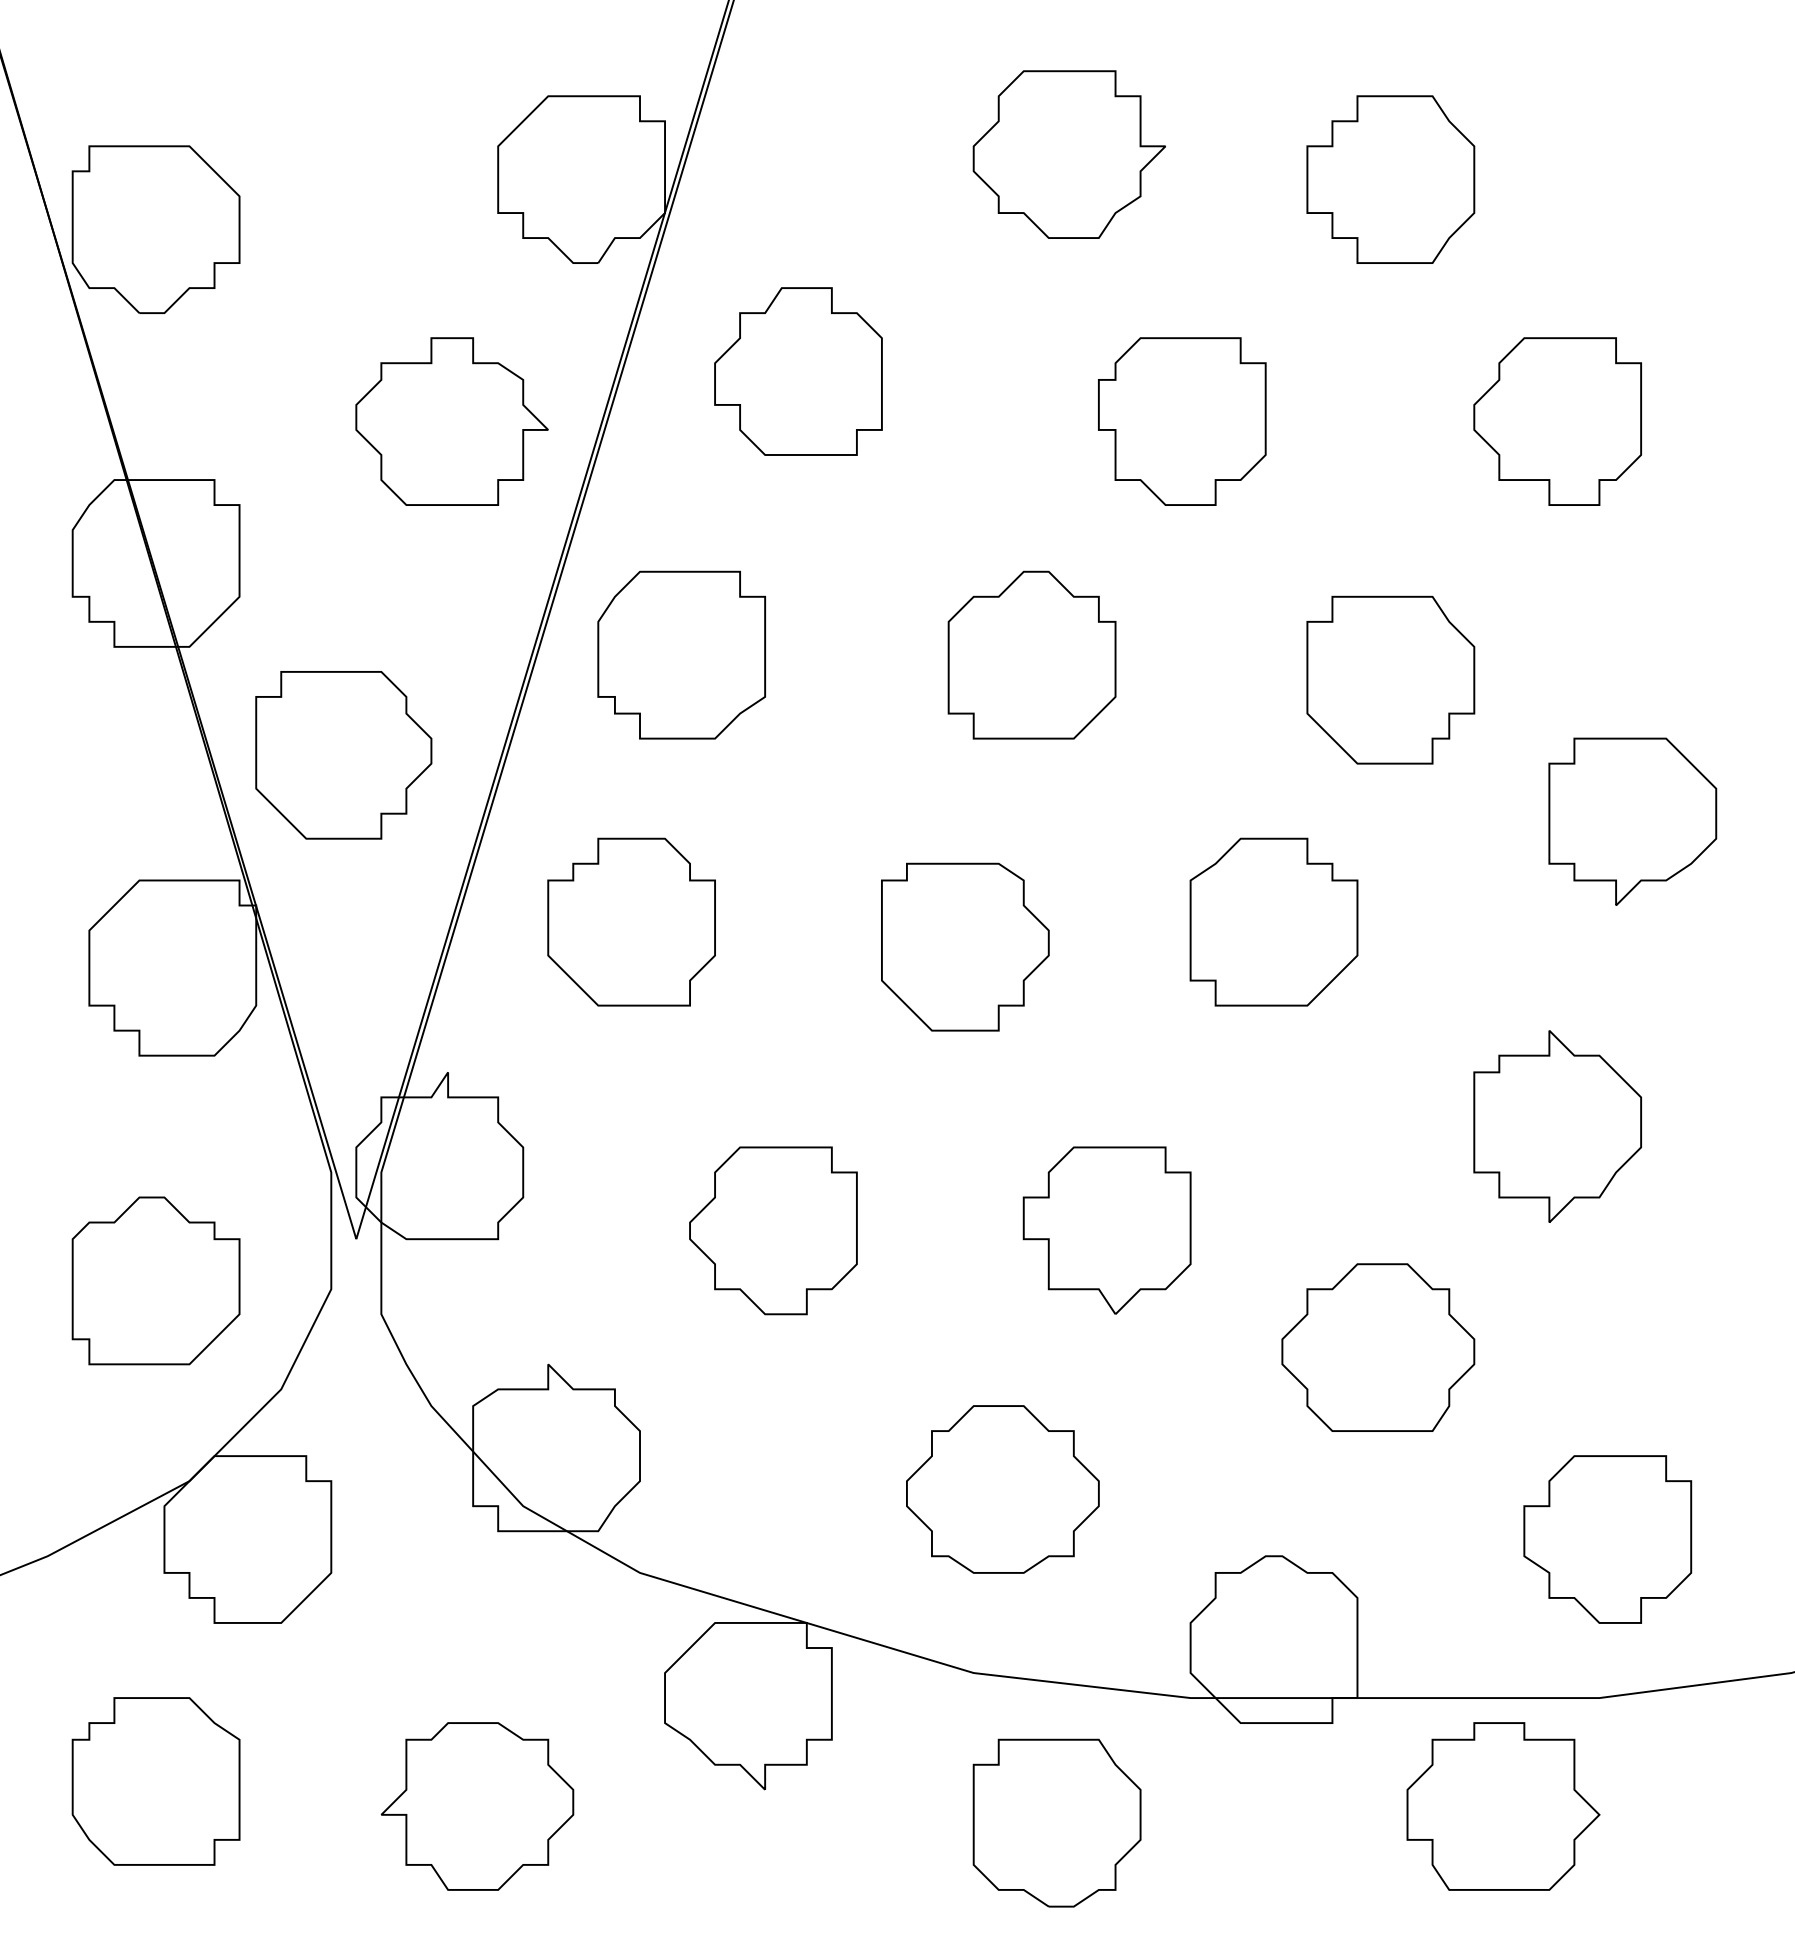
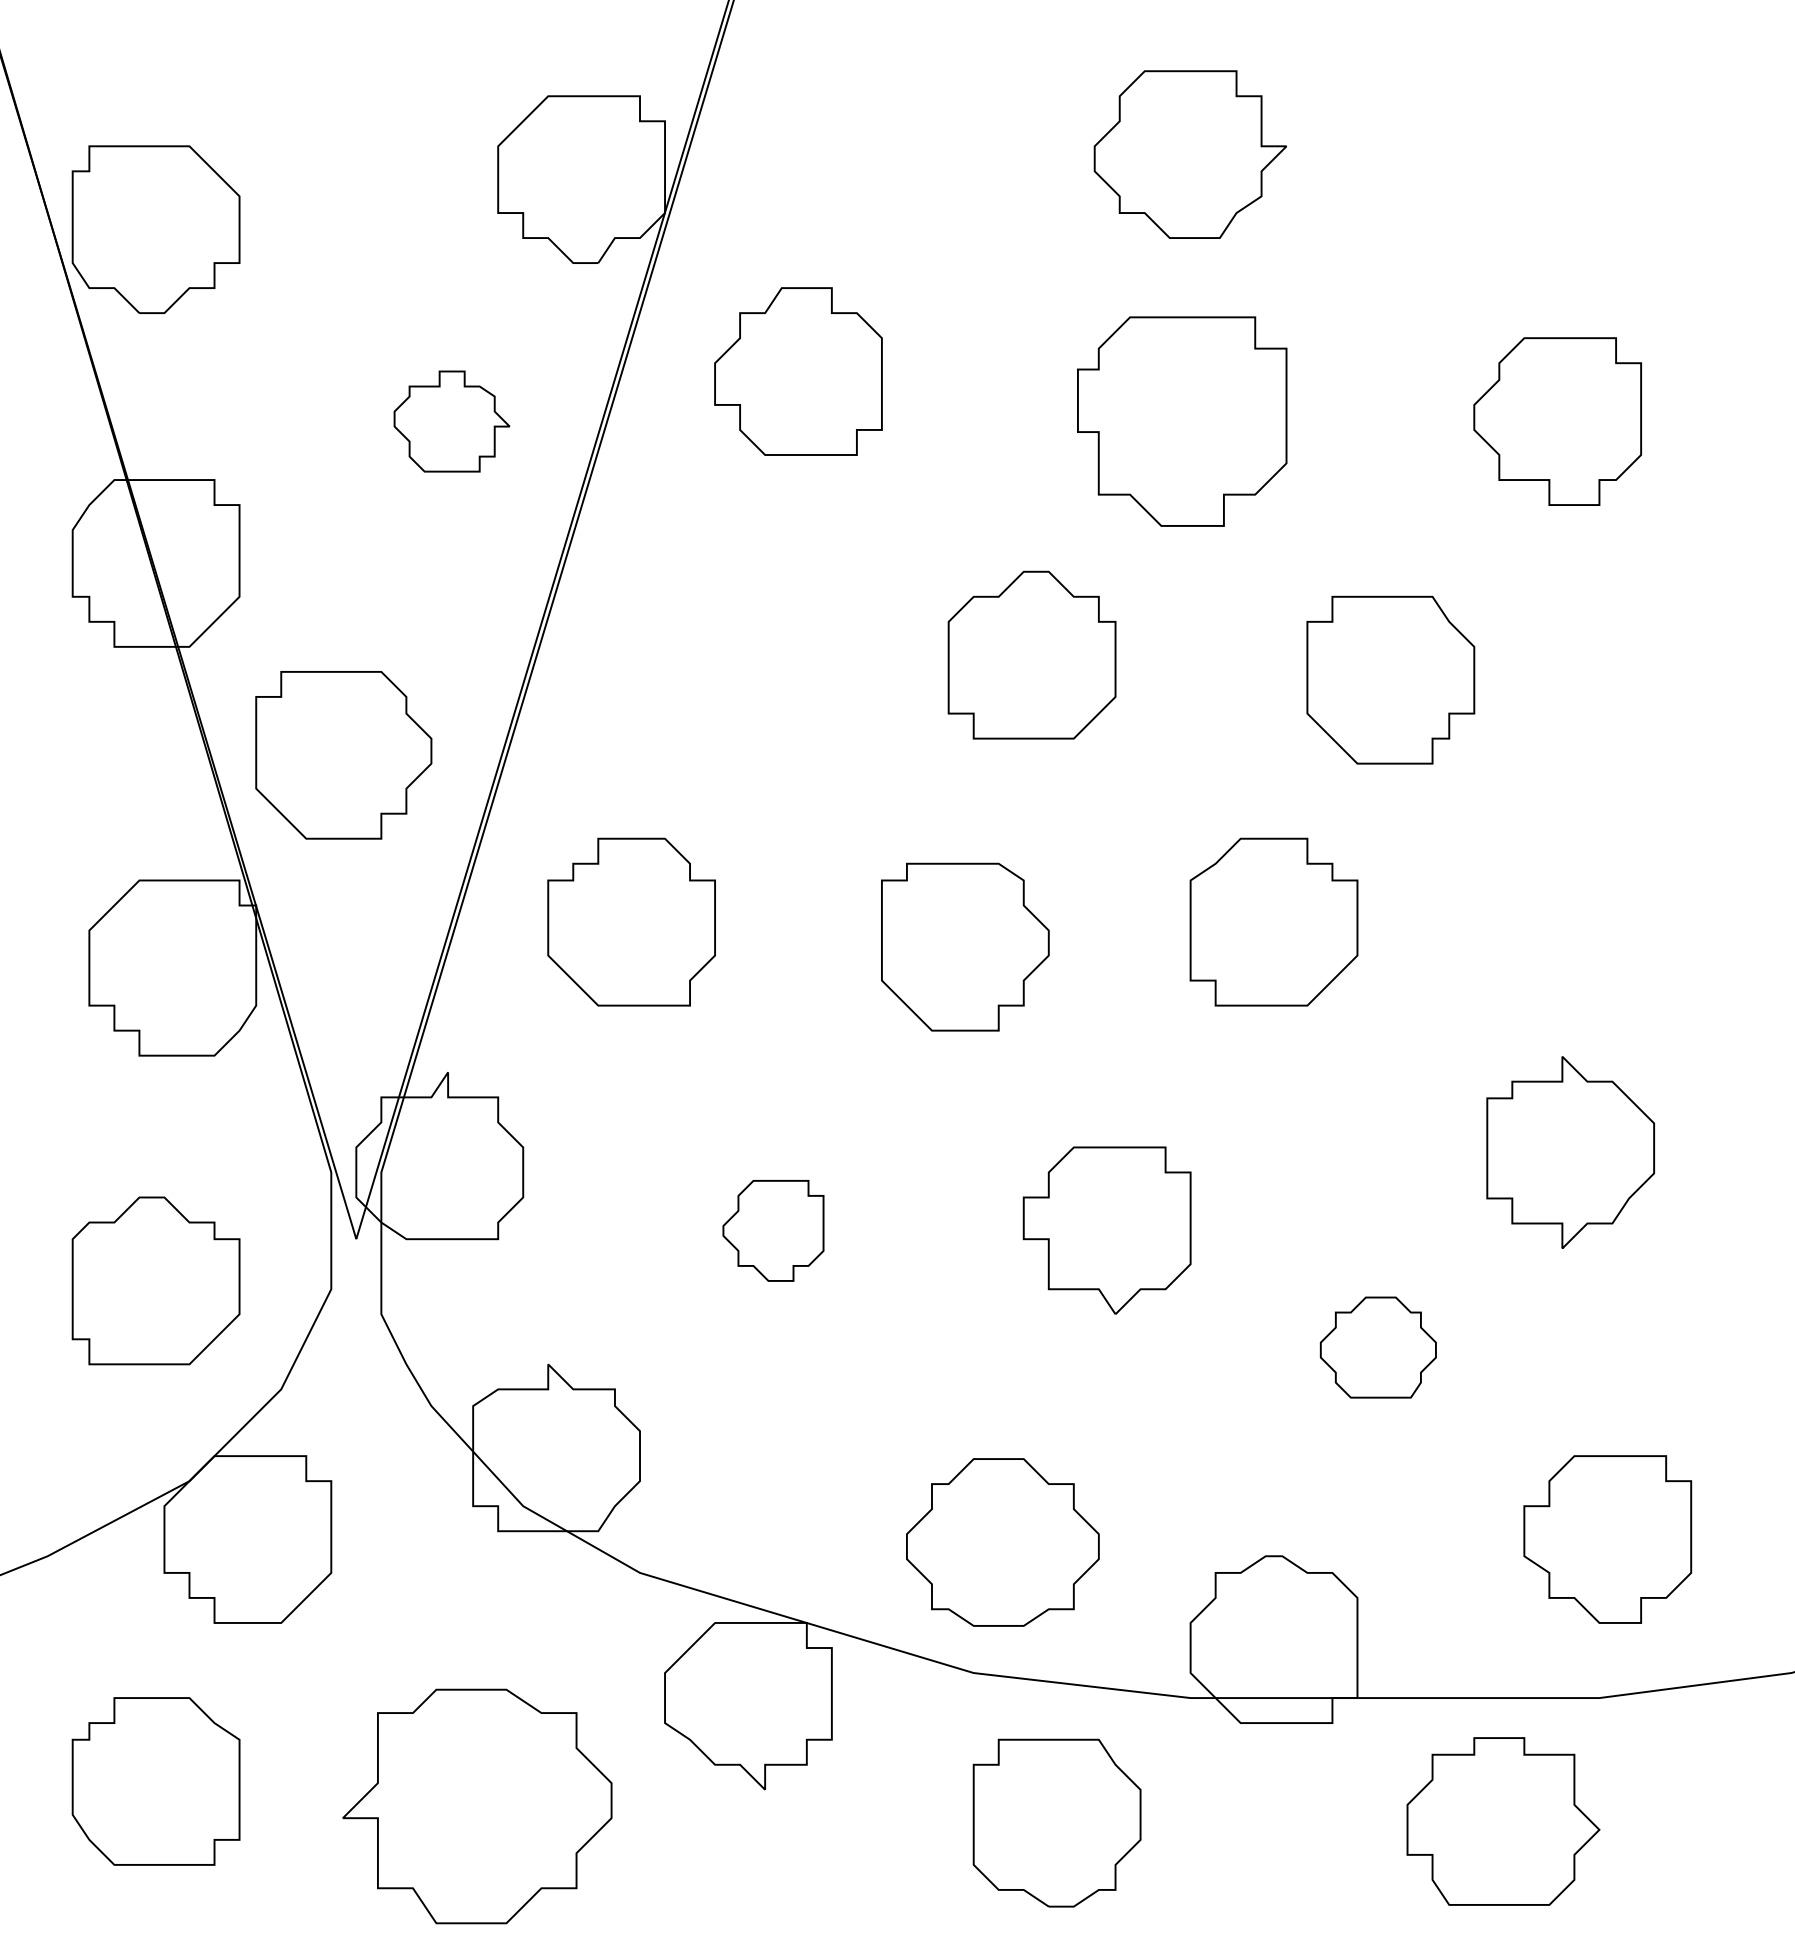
part position: (1068, 154) -> (1189, 154) (1189, 154)
part: present -> none (1390, 179)
part size: 194x169 px -> 118x103 px (451, 421)
part size: 169x169 px -> 211x211 px (1182, 421)
part: present -> none (681, 654)
part: present -> none (1632, 821)
part position: (1557, 1126) -> (1570, 1152) (1570, 1152)
part size: 169x170 px -> 103x102 px (773, 1230)
part size: 195x169 px -> 118x103 px (1377, 1347)
part position: (1002, 1489) -> (1002, 1542) (1002, 1542)
part size: 195x169 px -> 271x237 px (477, 1806)
part position: (1503, 1806) -> (1503, 1821) (1503, 1821)
